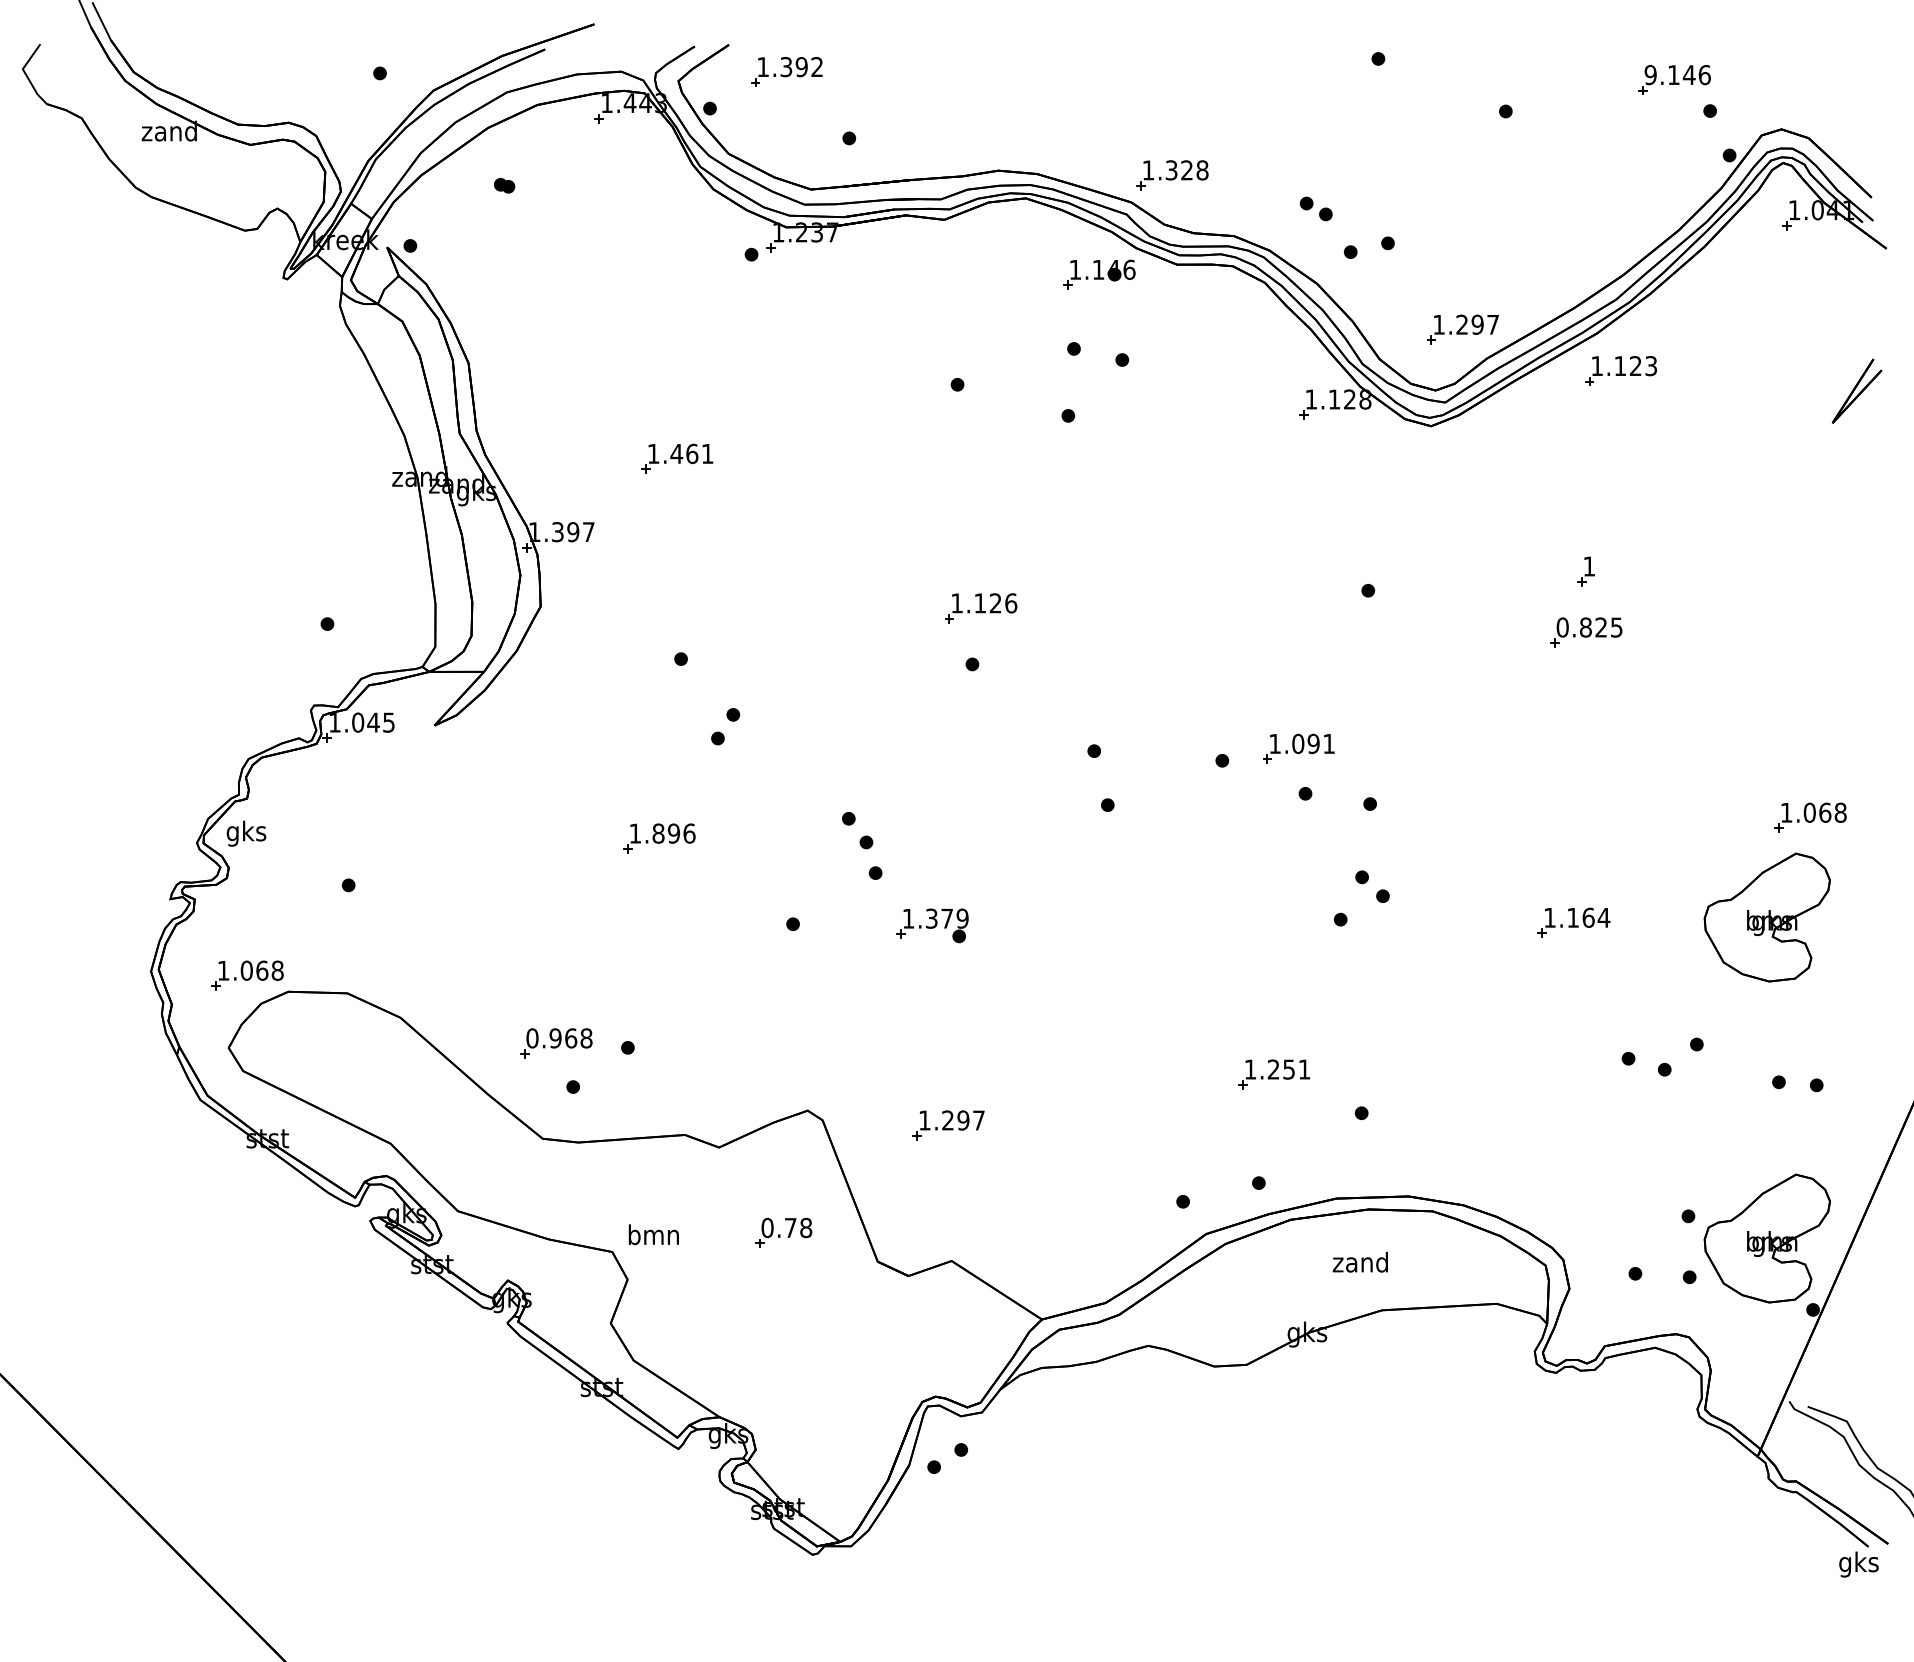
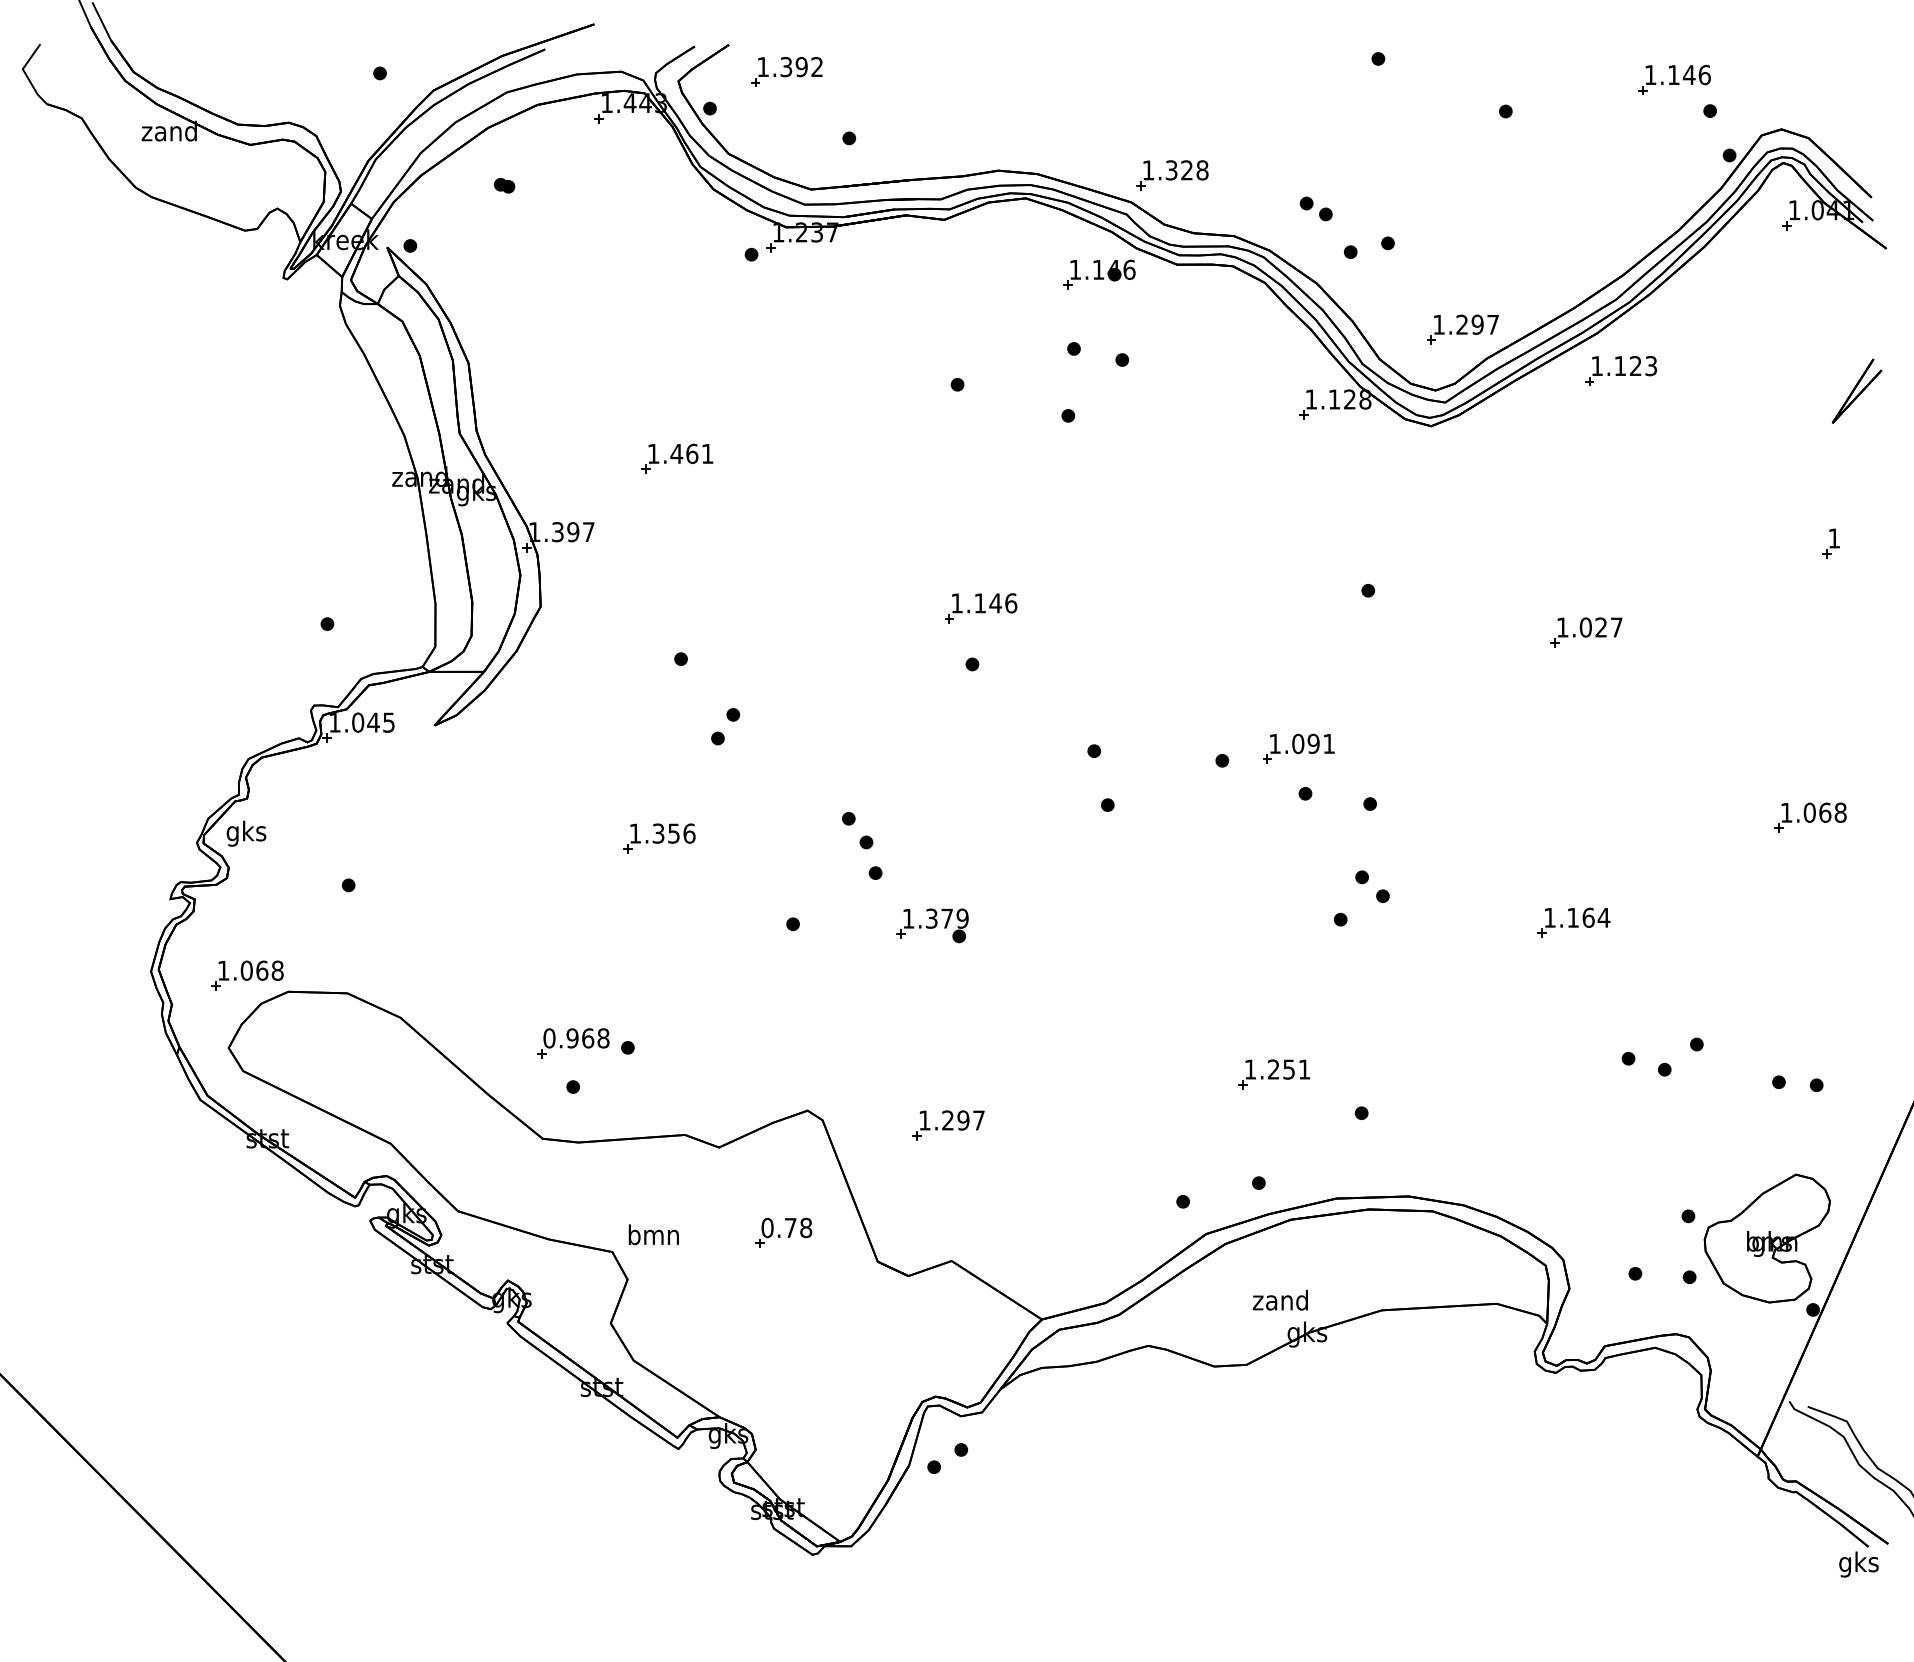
text: 9.146 -> 1.146 (1650, 75)
part position: (1585, 571) -> (1830, 543) (1830, 543)
text: 1.126 -> 1.146 (995, 603)
text: 0.825 -> 1.027 (1589, 627)
text: 1.896 -> 1.356 (665, 833)
part: present -> none (1766, 917)
part position: (556, 1043) -> (573, 1043) (573, 1043)
text position: (1359, 1261) -> (1279, 1299) (1279, 1299)
